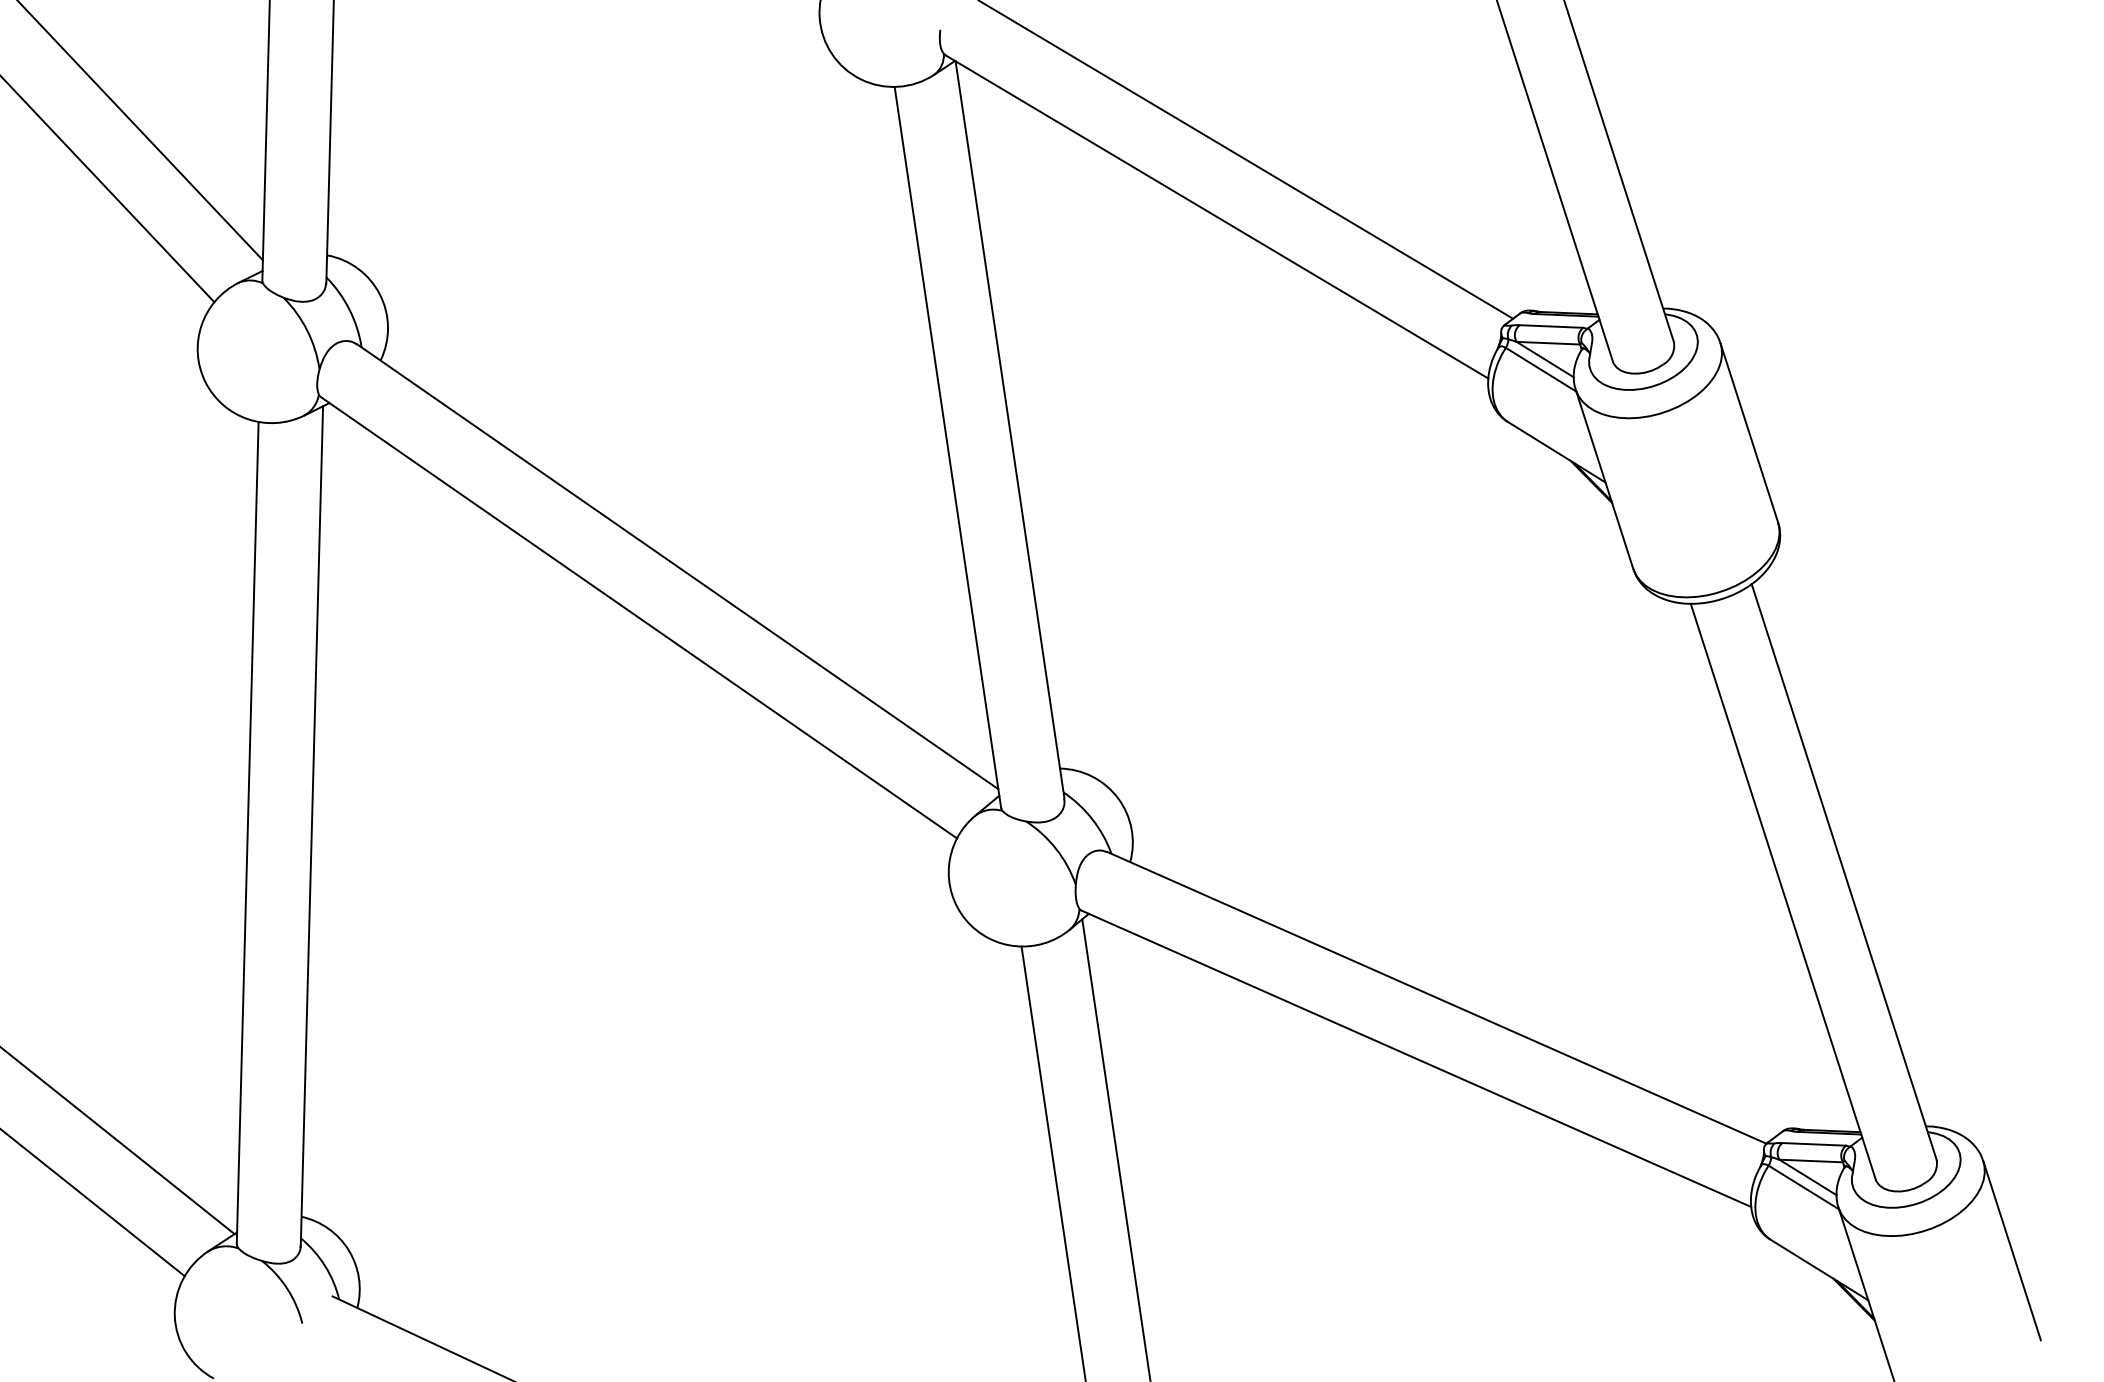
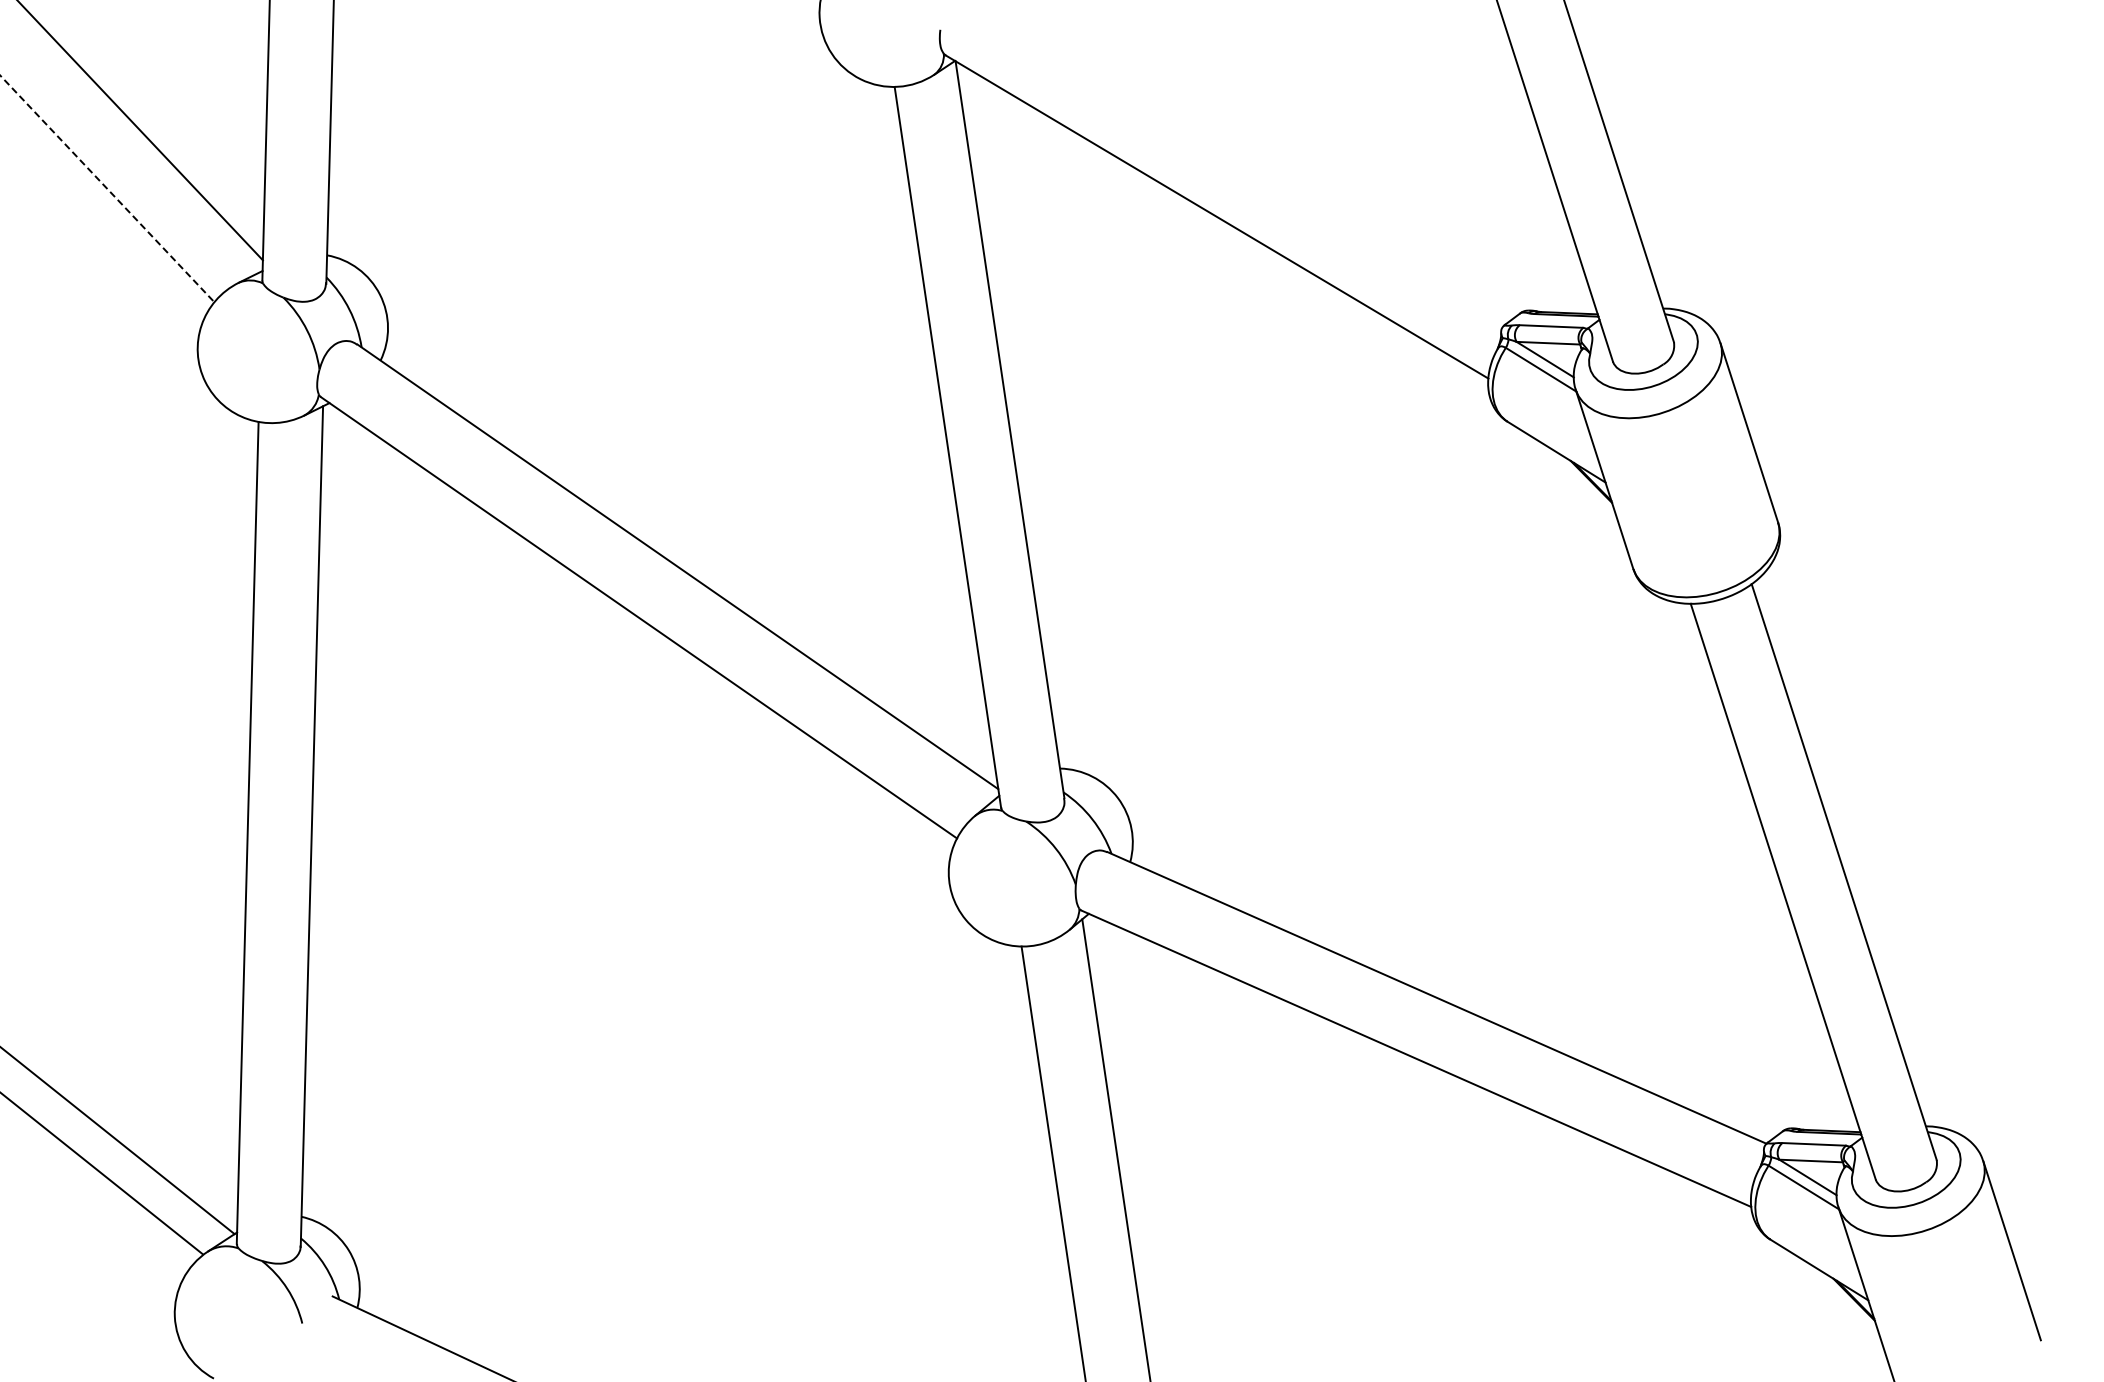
line: present -> none (1247, 160)
line: solid -> dashed (107, 188)
line position: (93, 1203) -> (102, 1174) (102, 1174)
